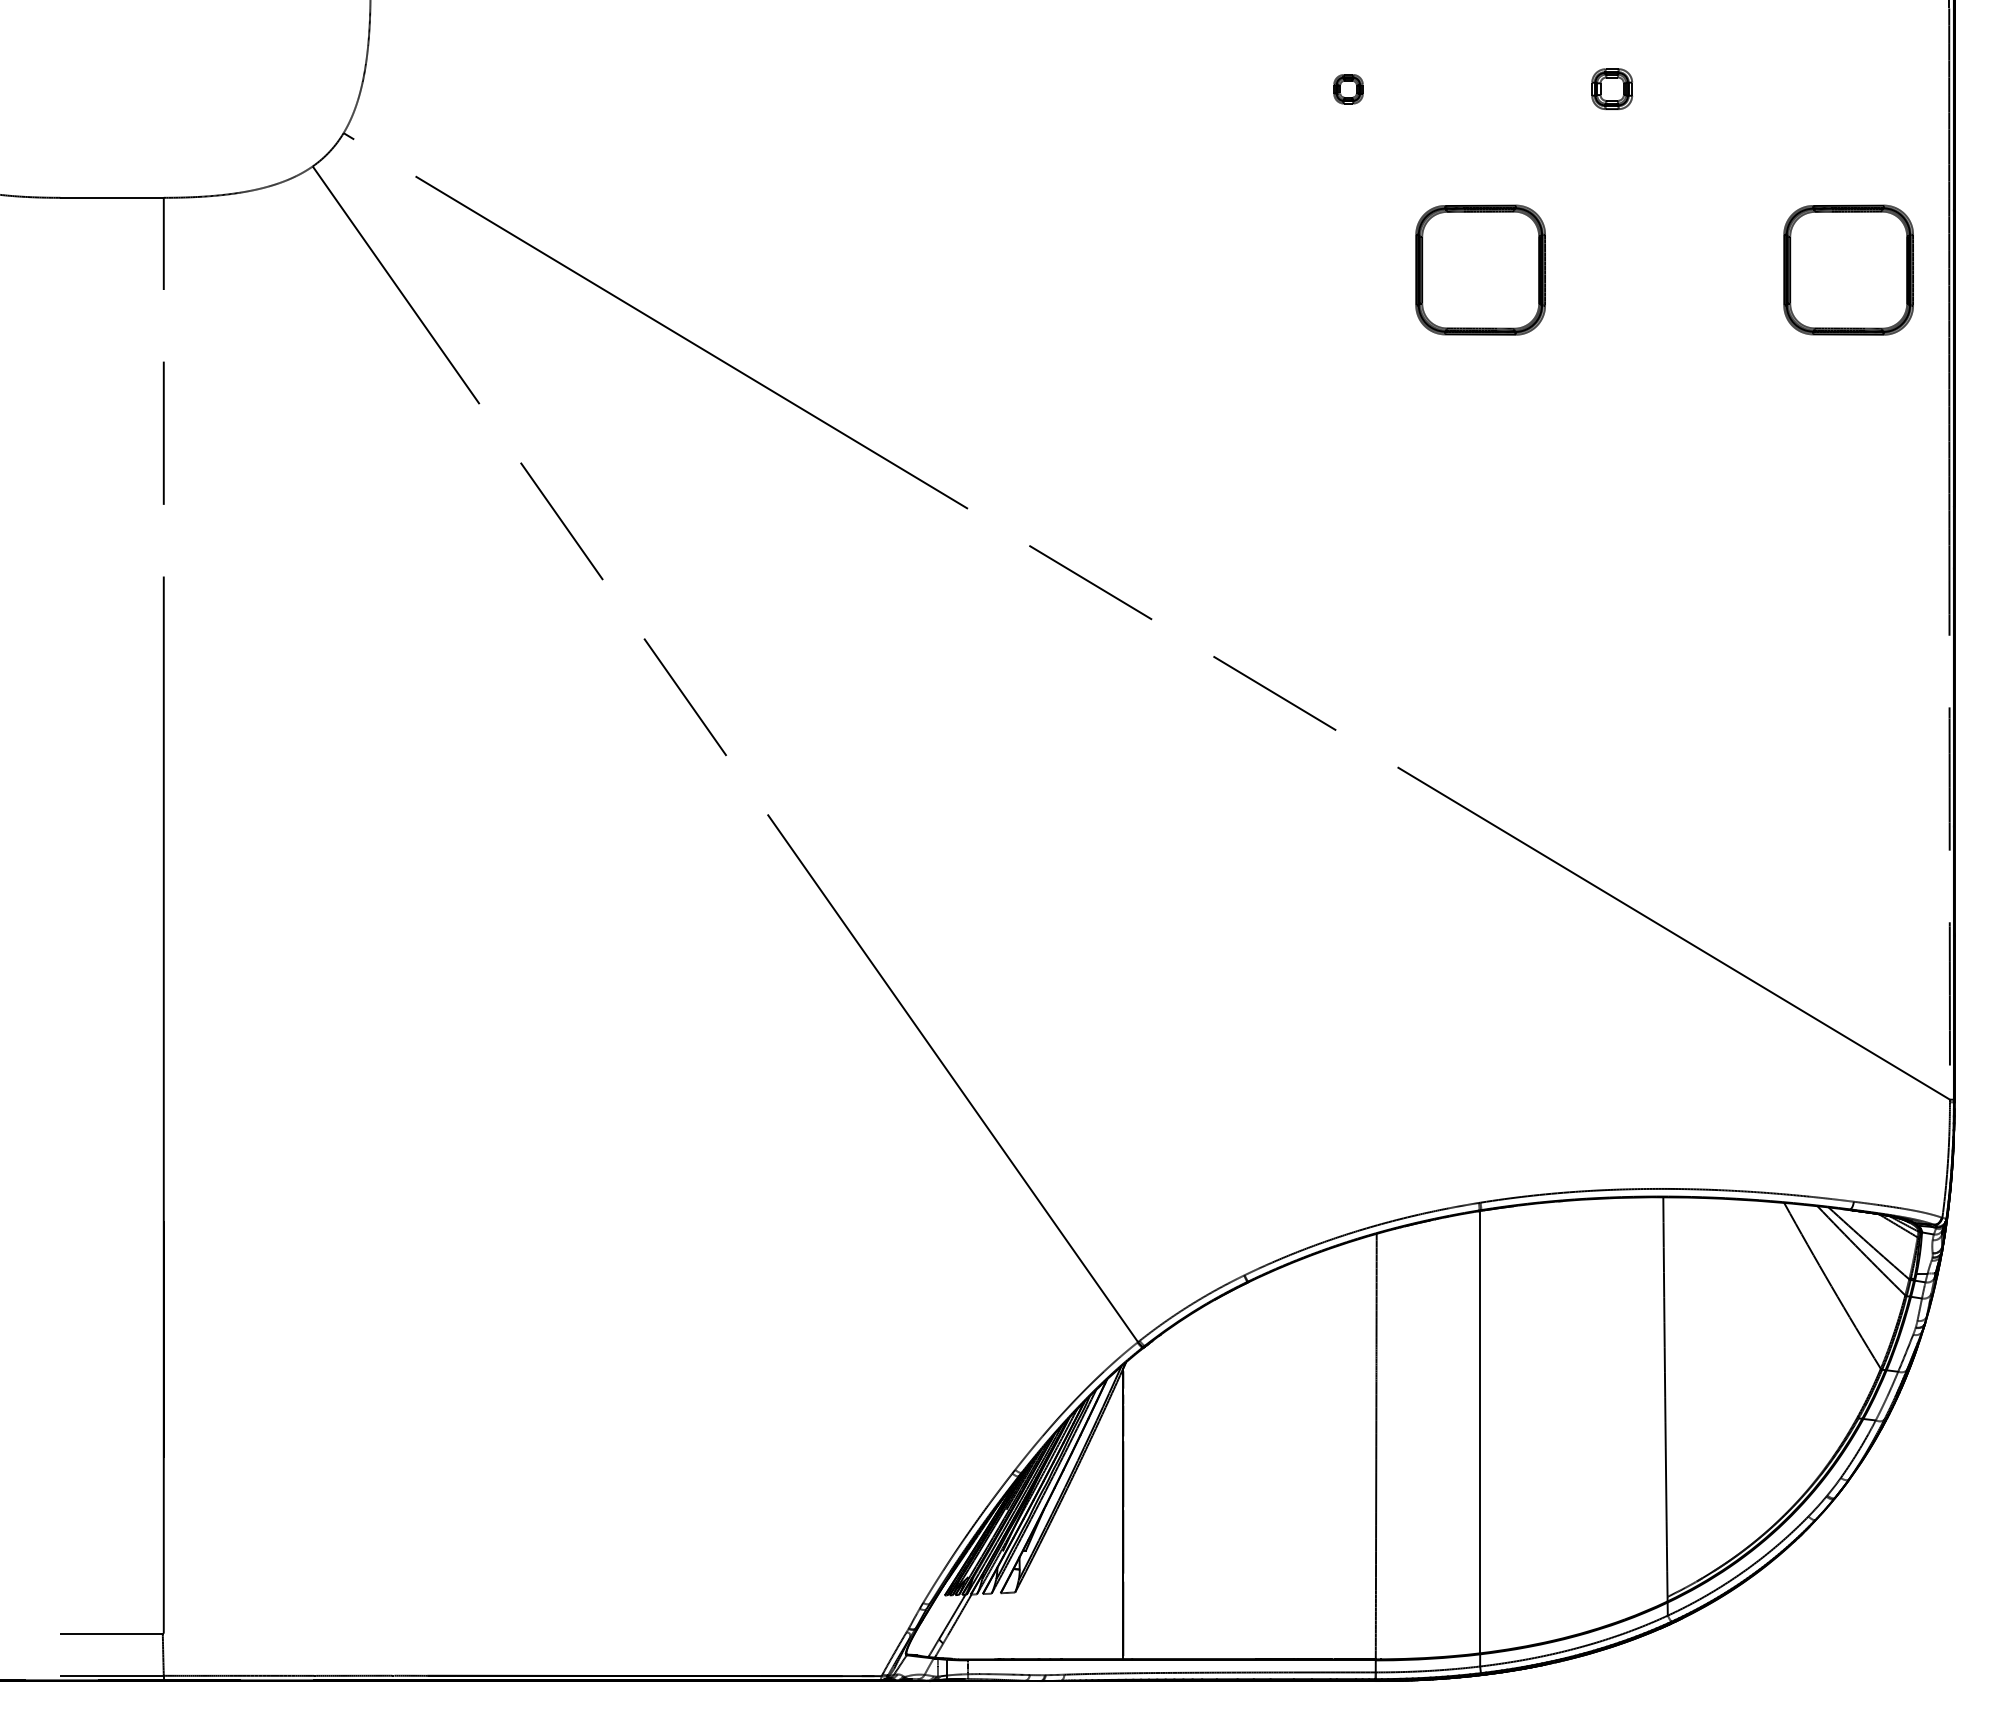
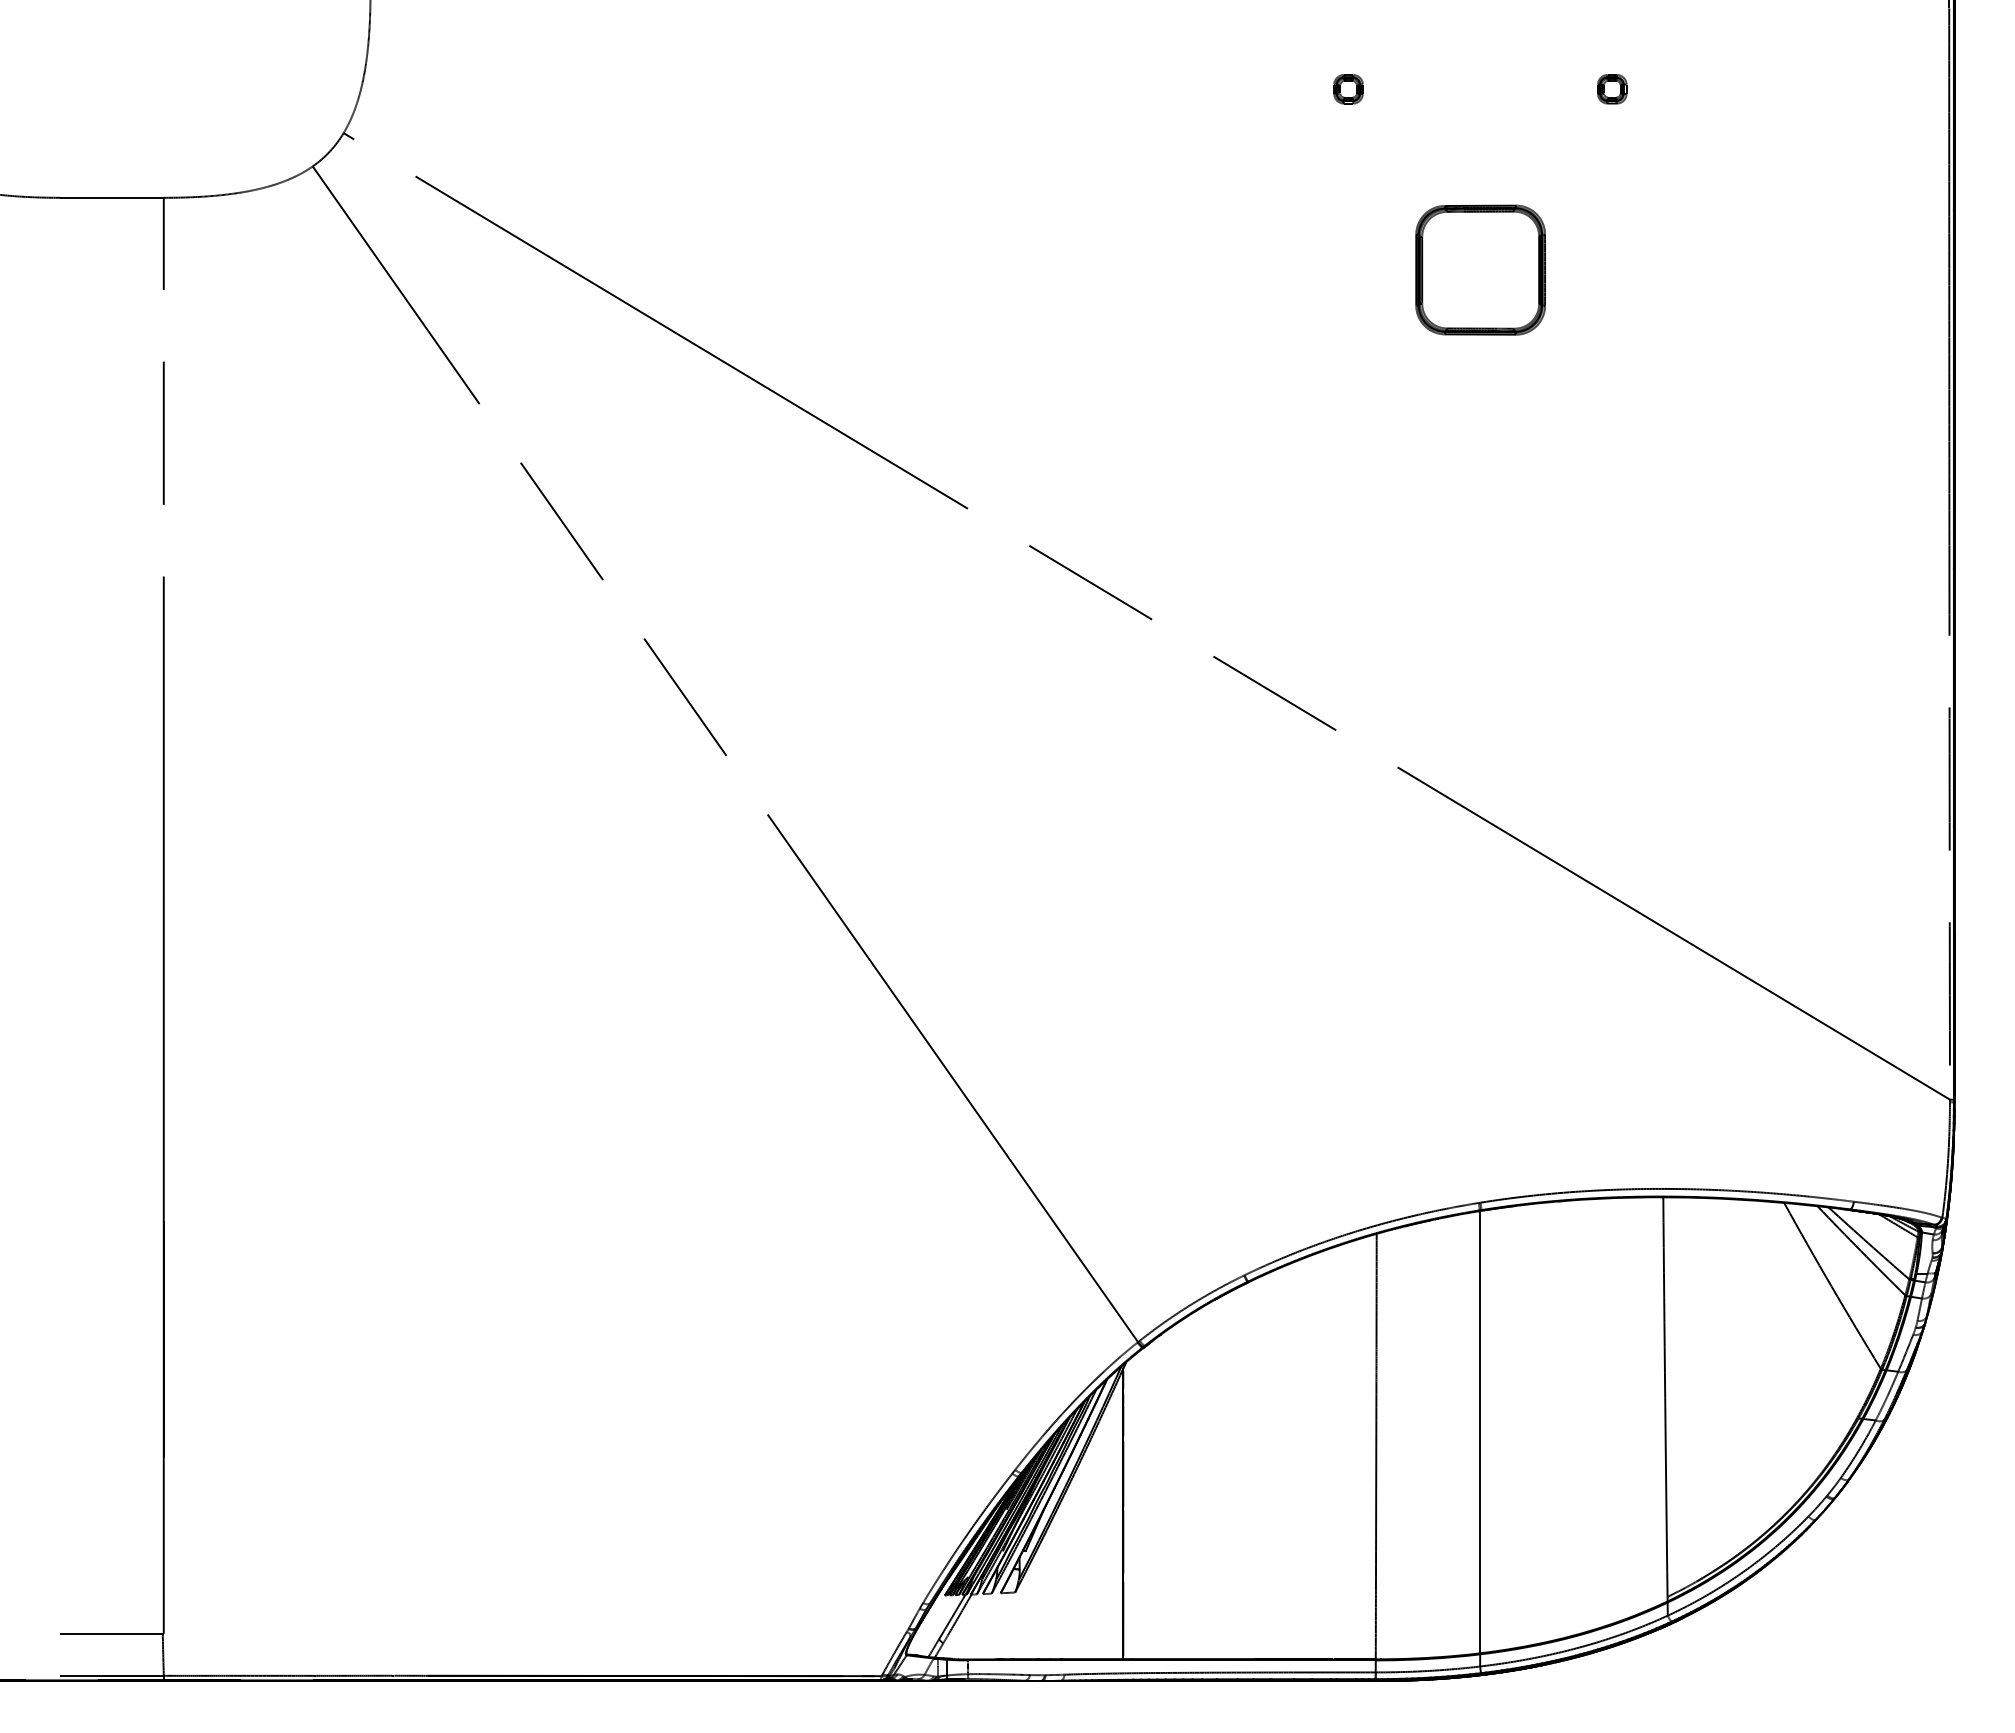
part size: 43x42 px -> 31x31 px (1612, 89)
part: present -> none (1848, 269)
